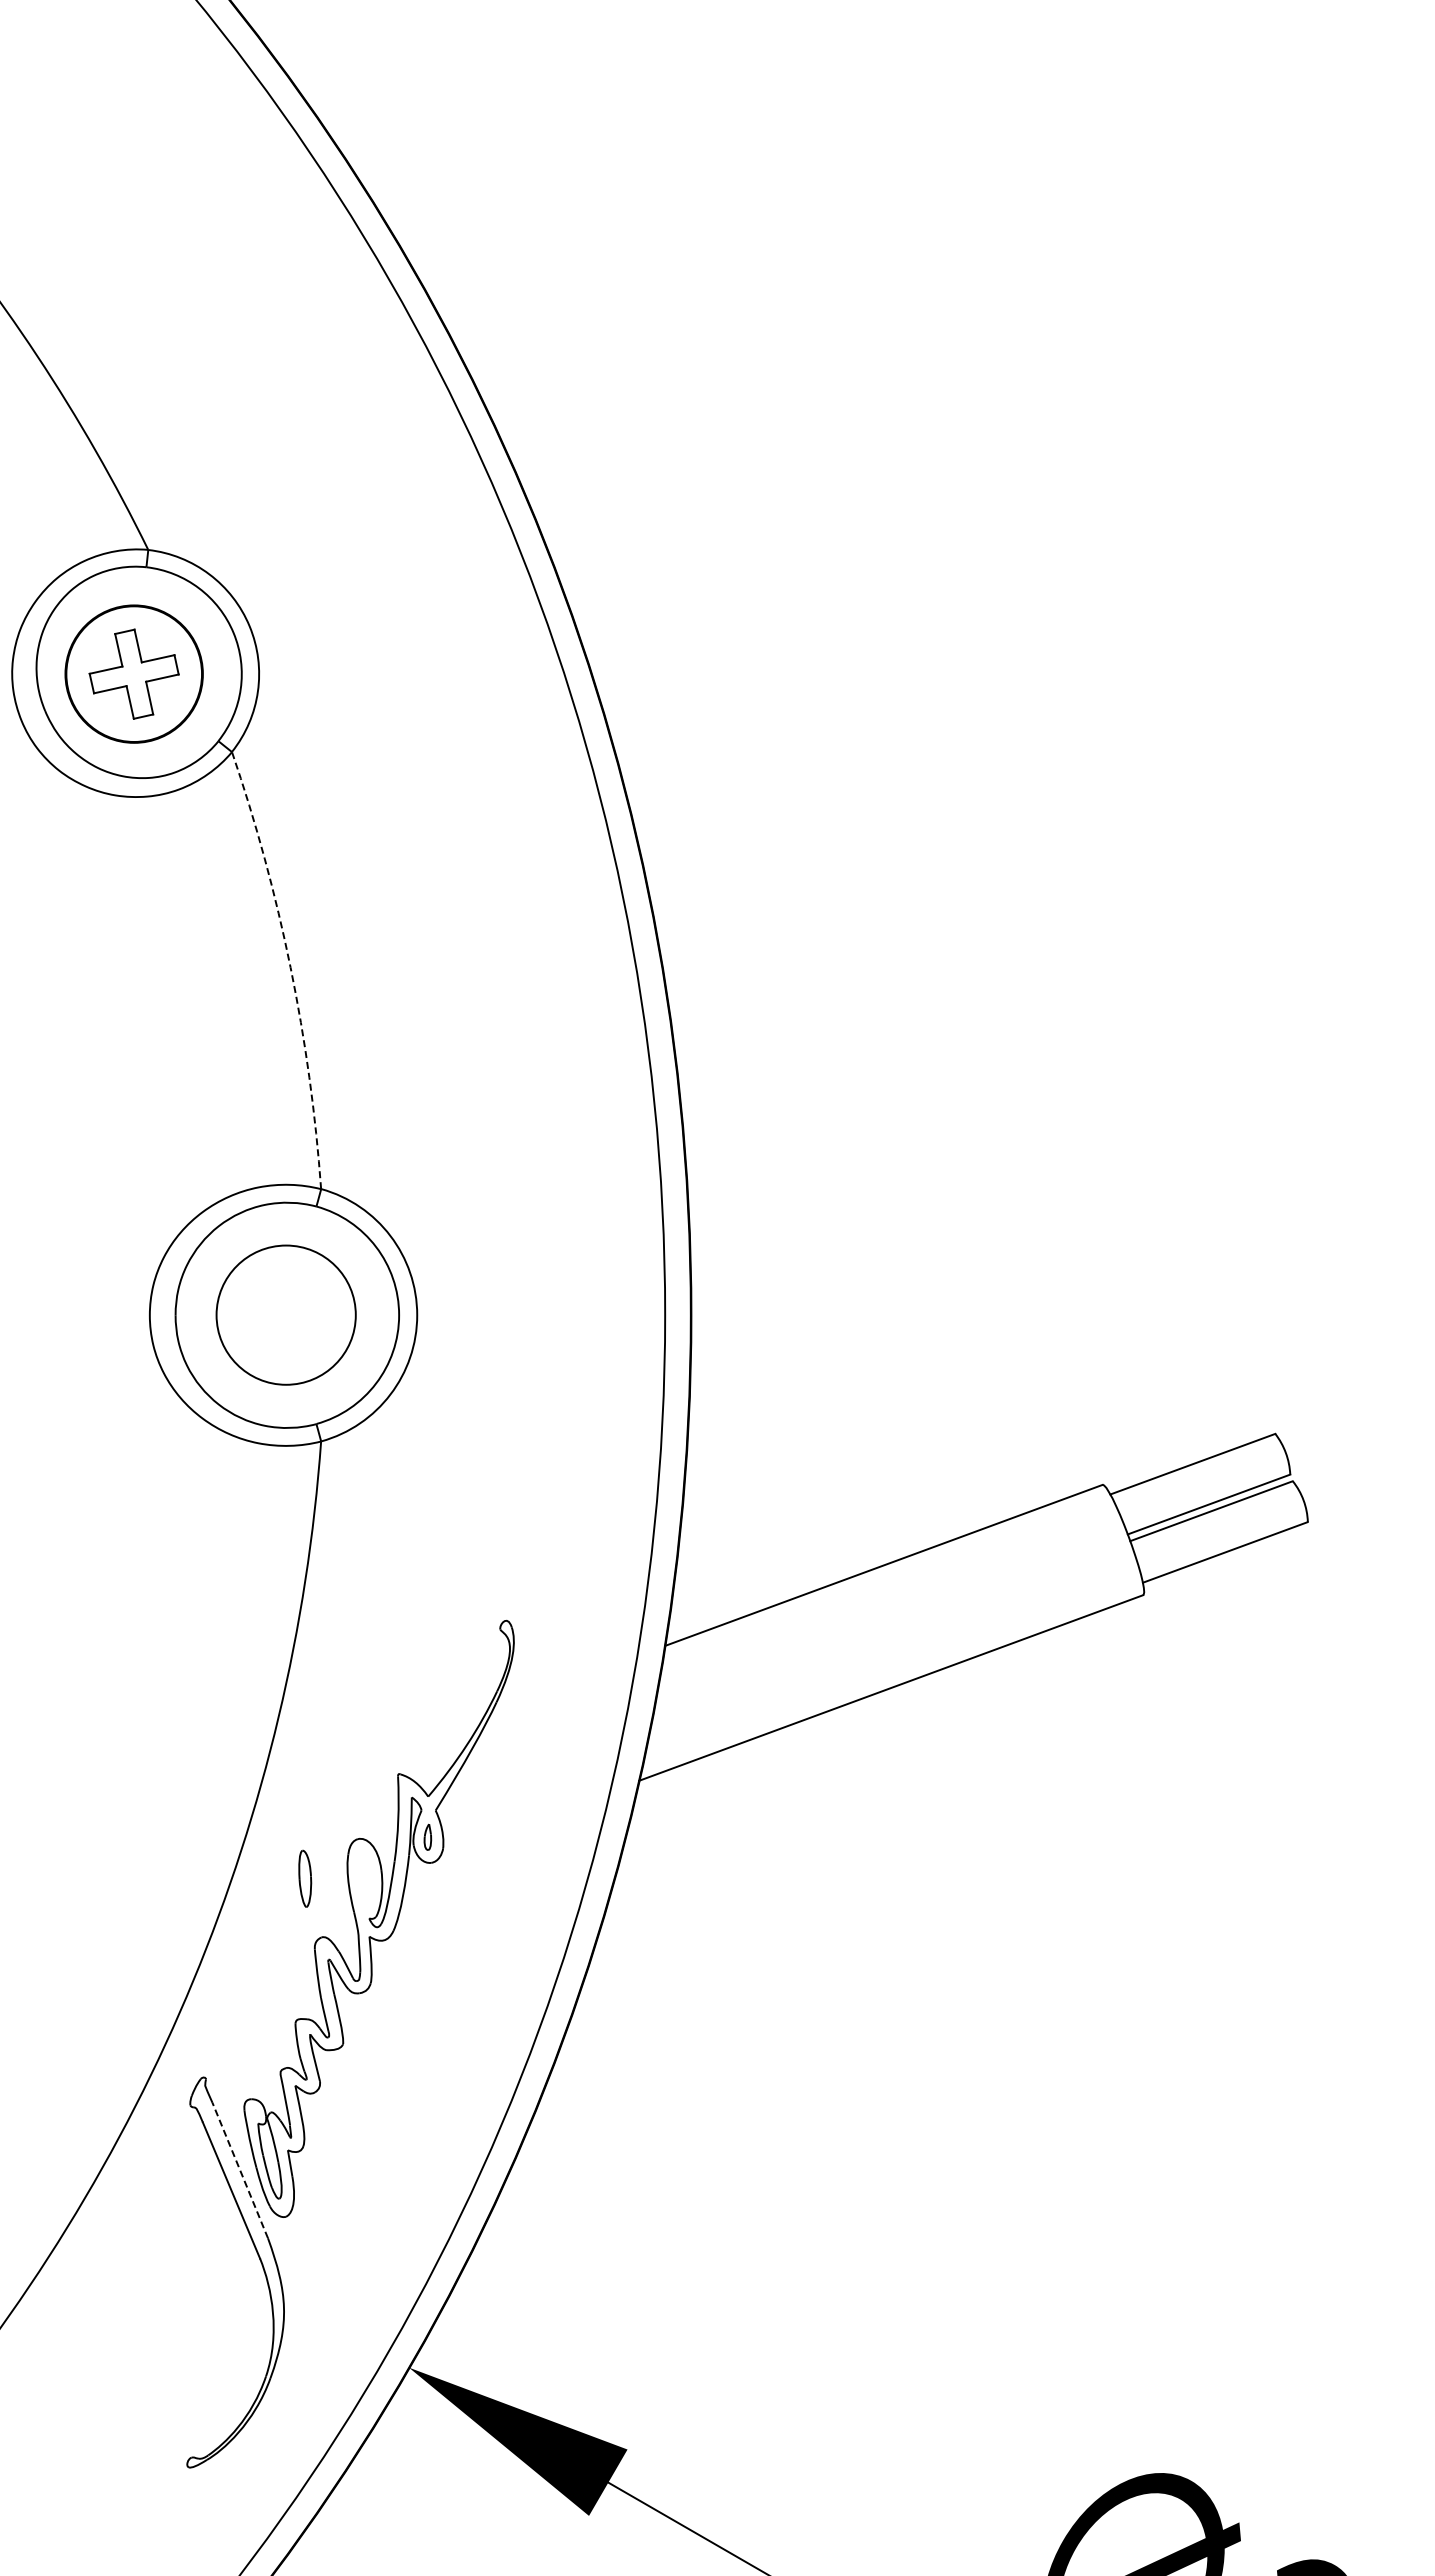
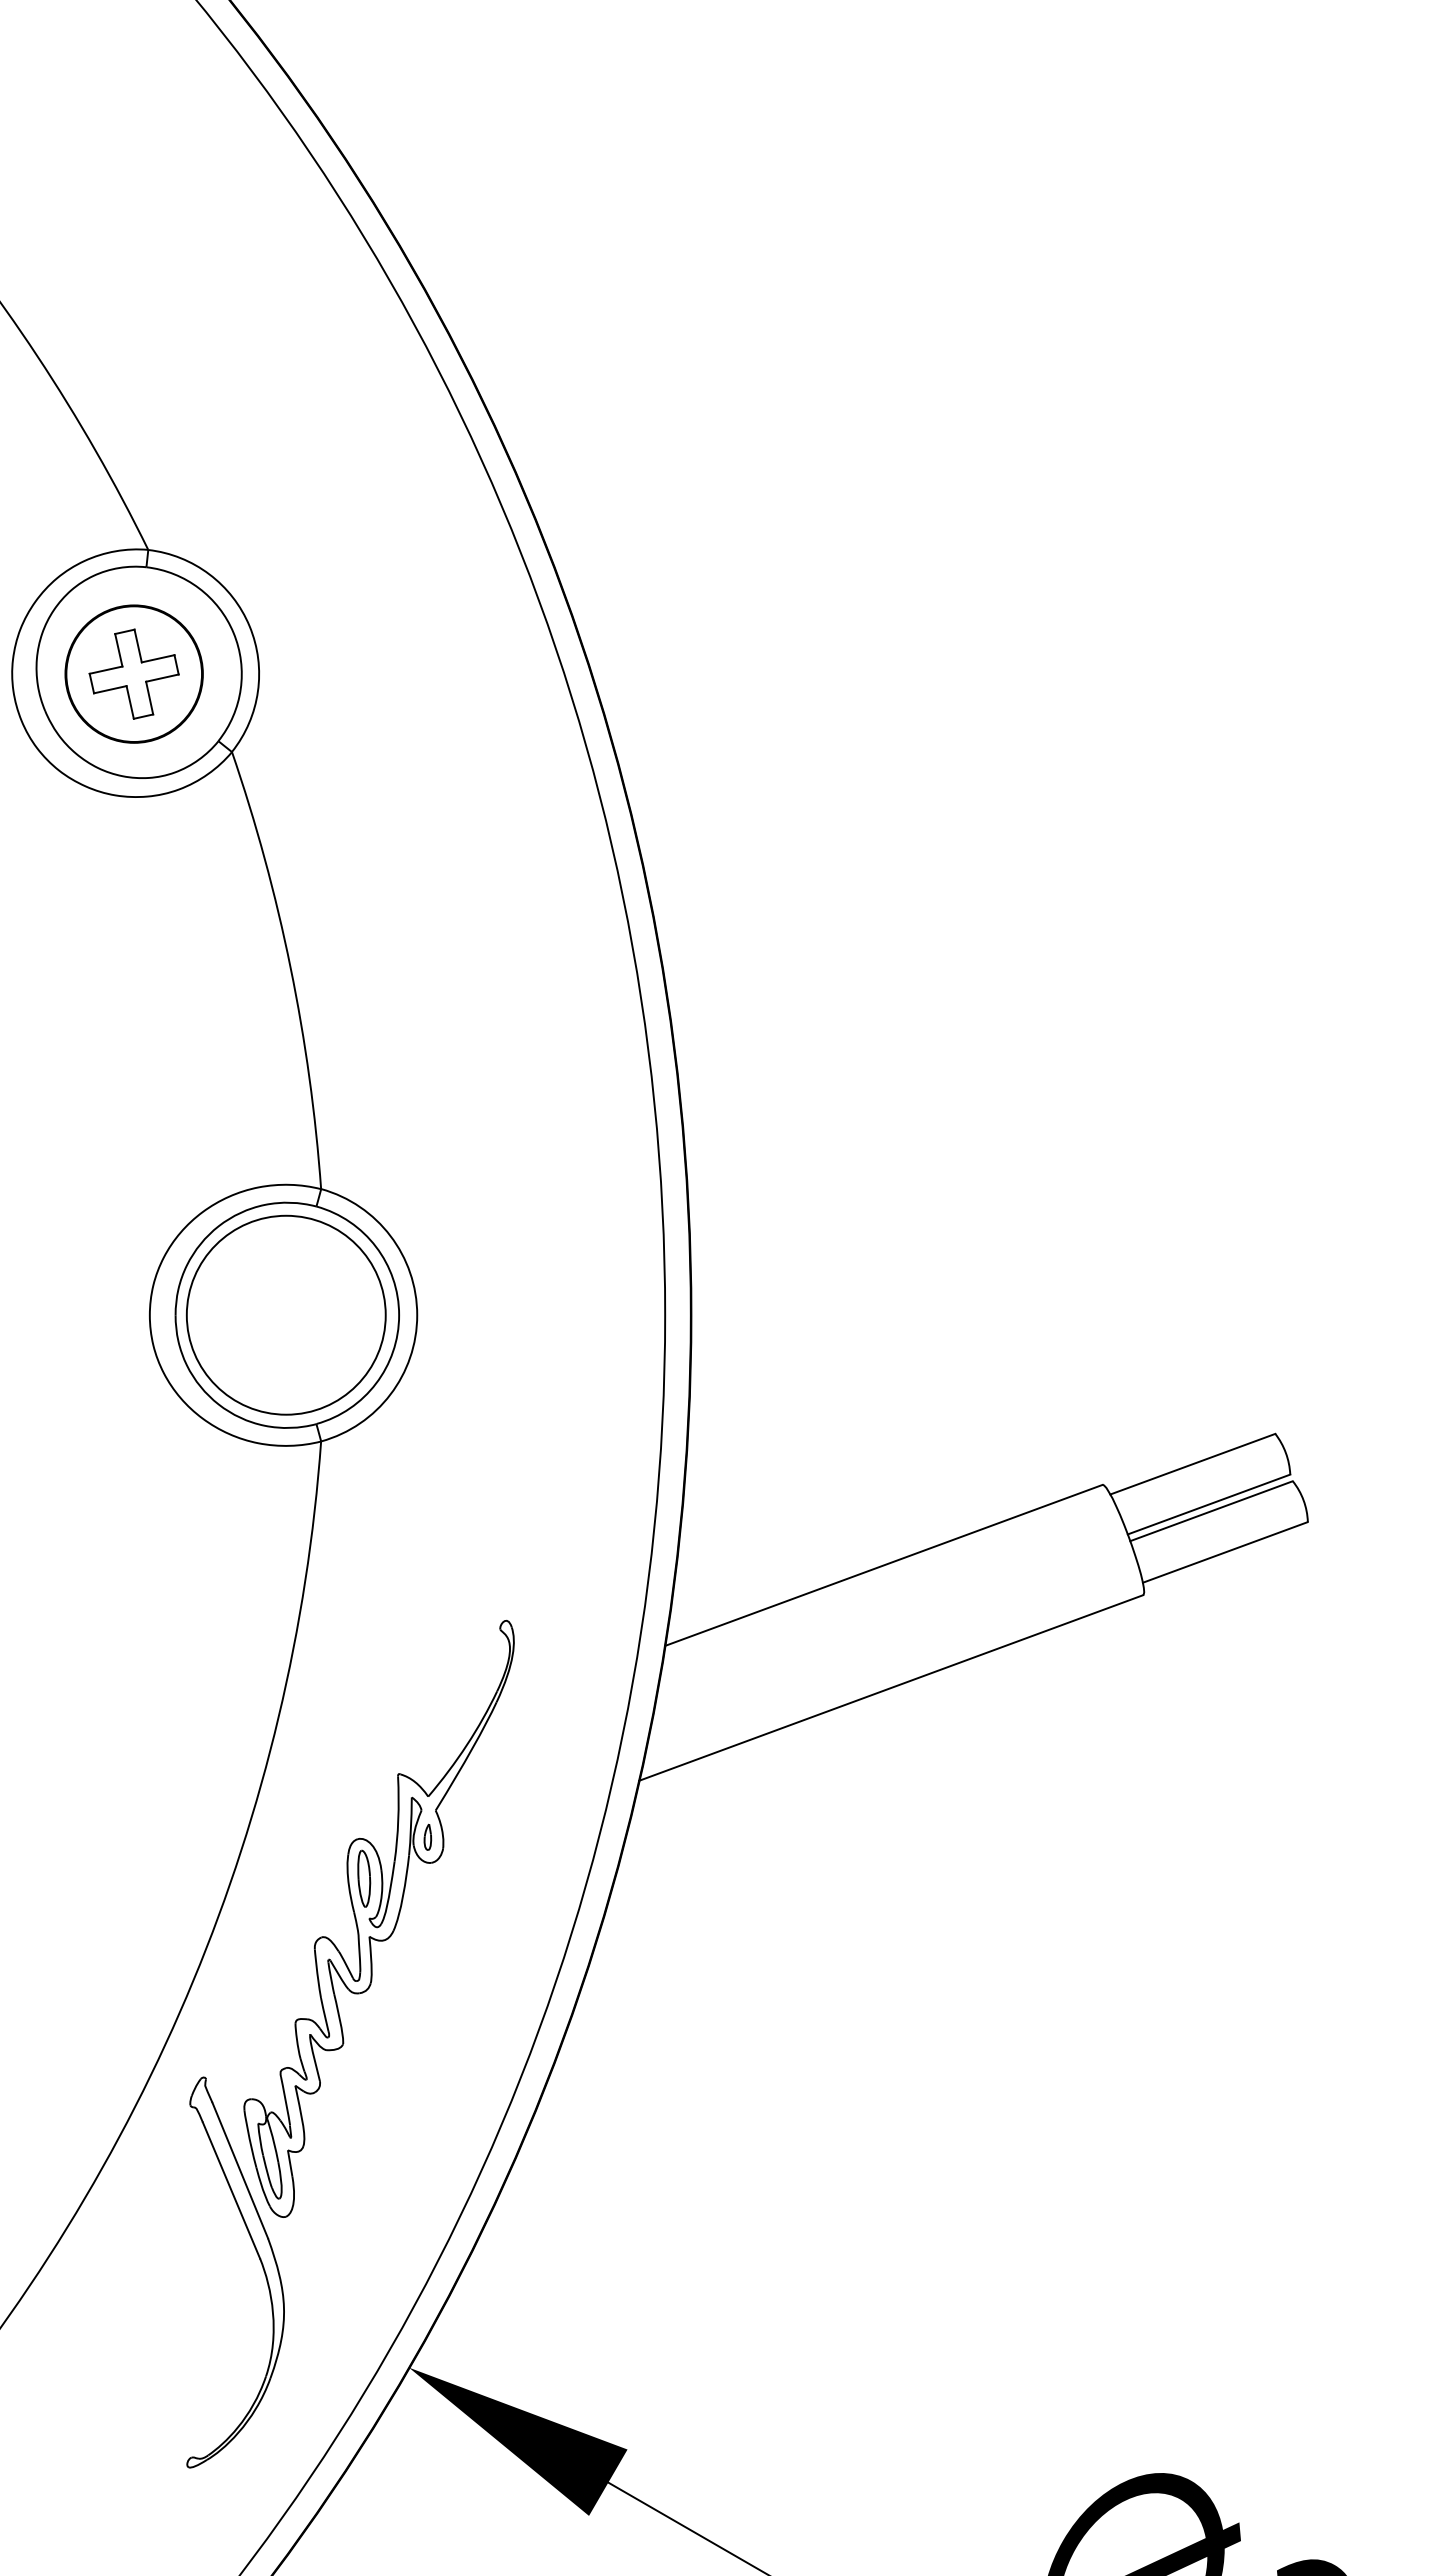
arc: dashed -> solid (290, 967)
circle size: 142x142 px -> 202x202 px (285, 1314)
part position: (305, 1878) -> (364, 1878) (364, 1878)
line: dashed -> solid (240, 2170)
